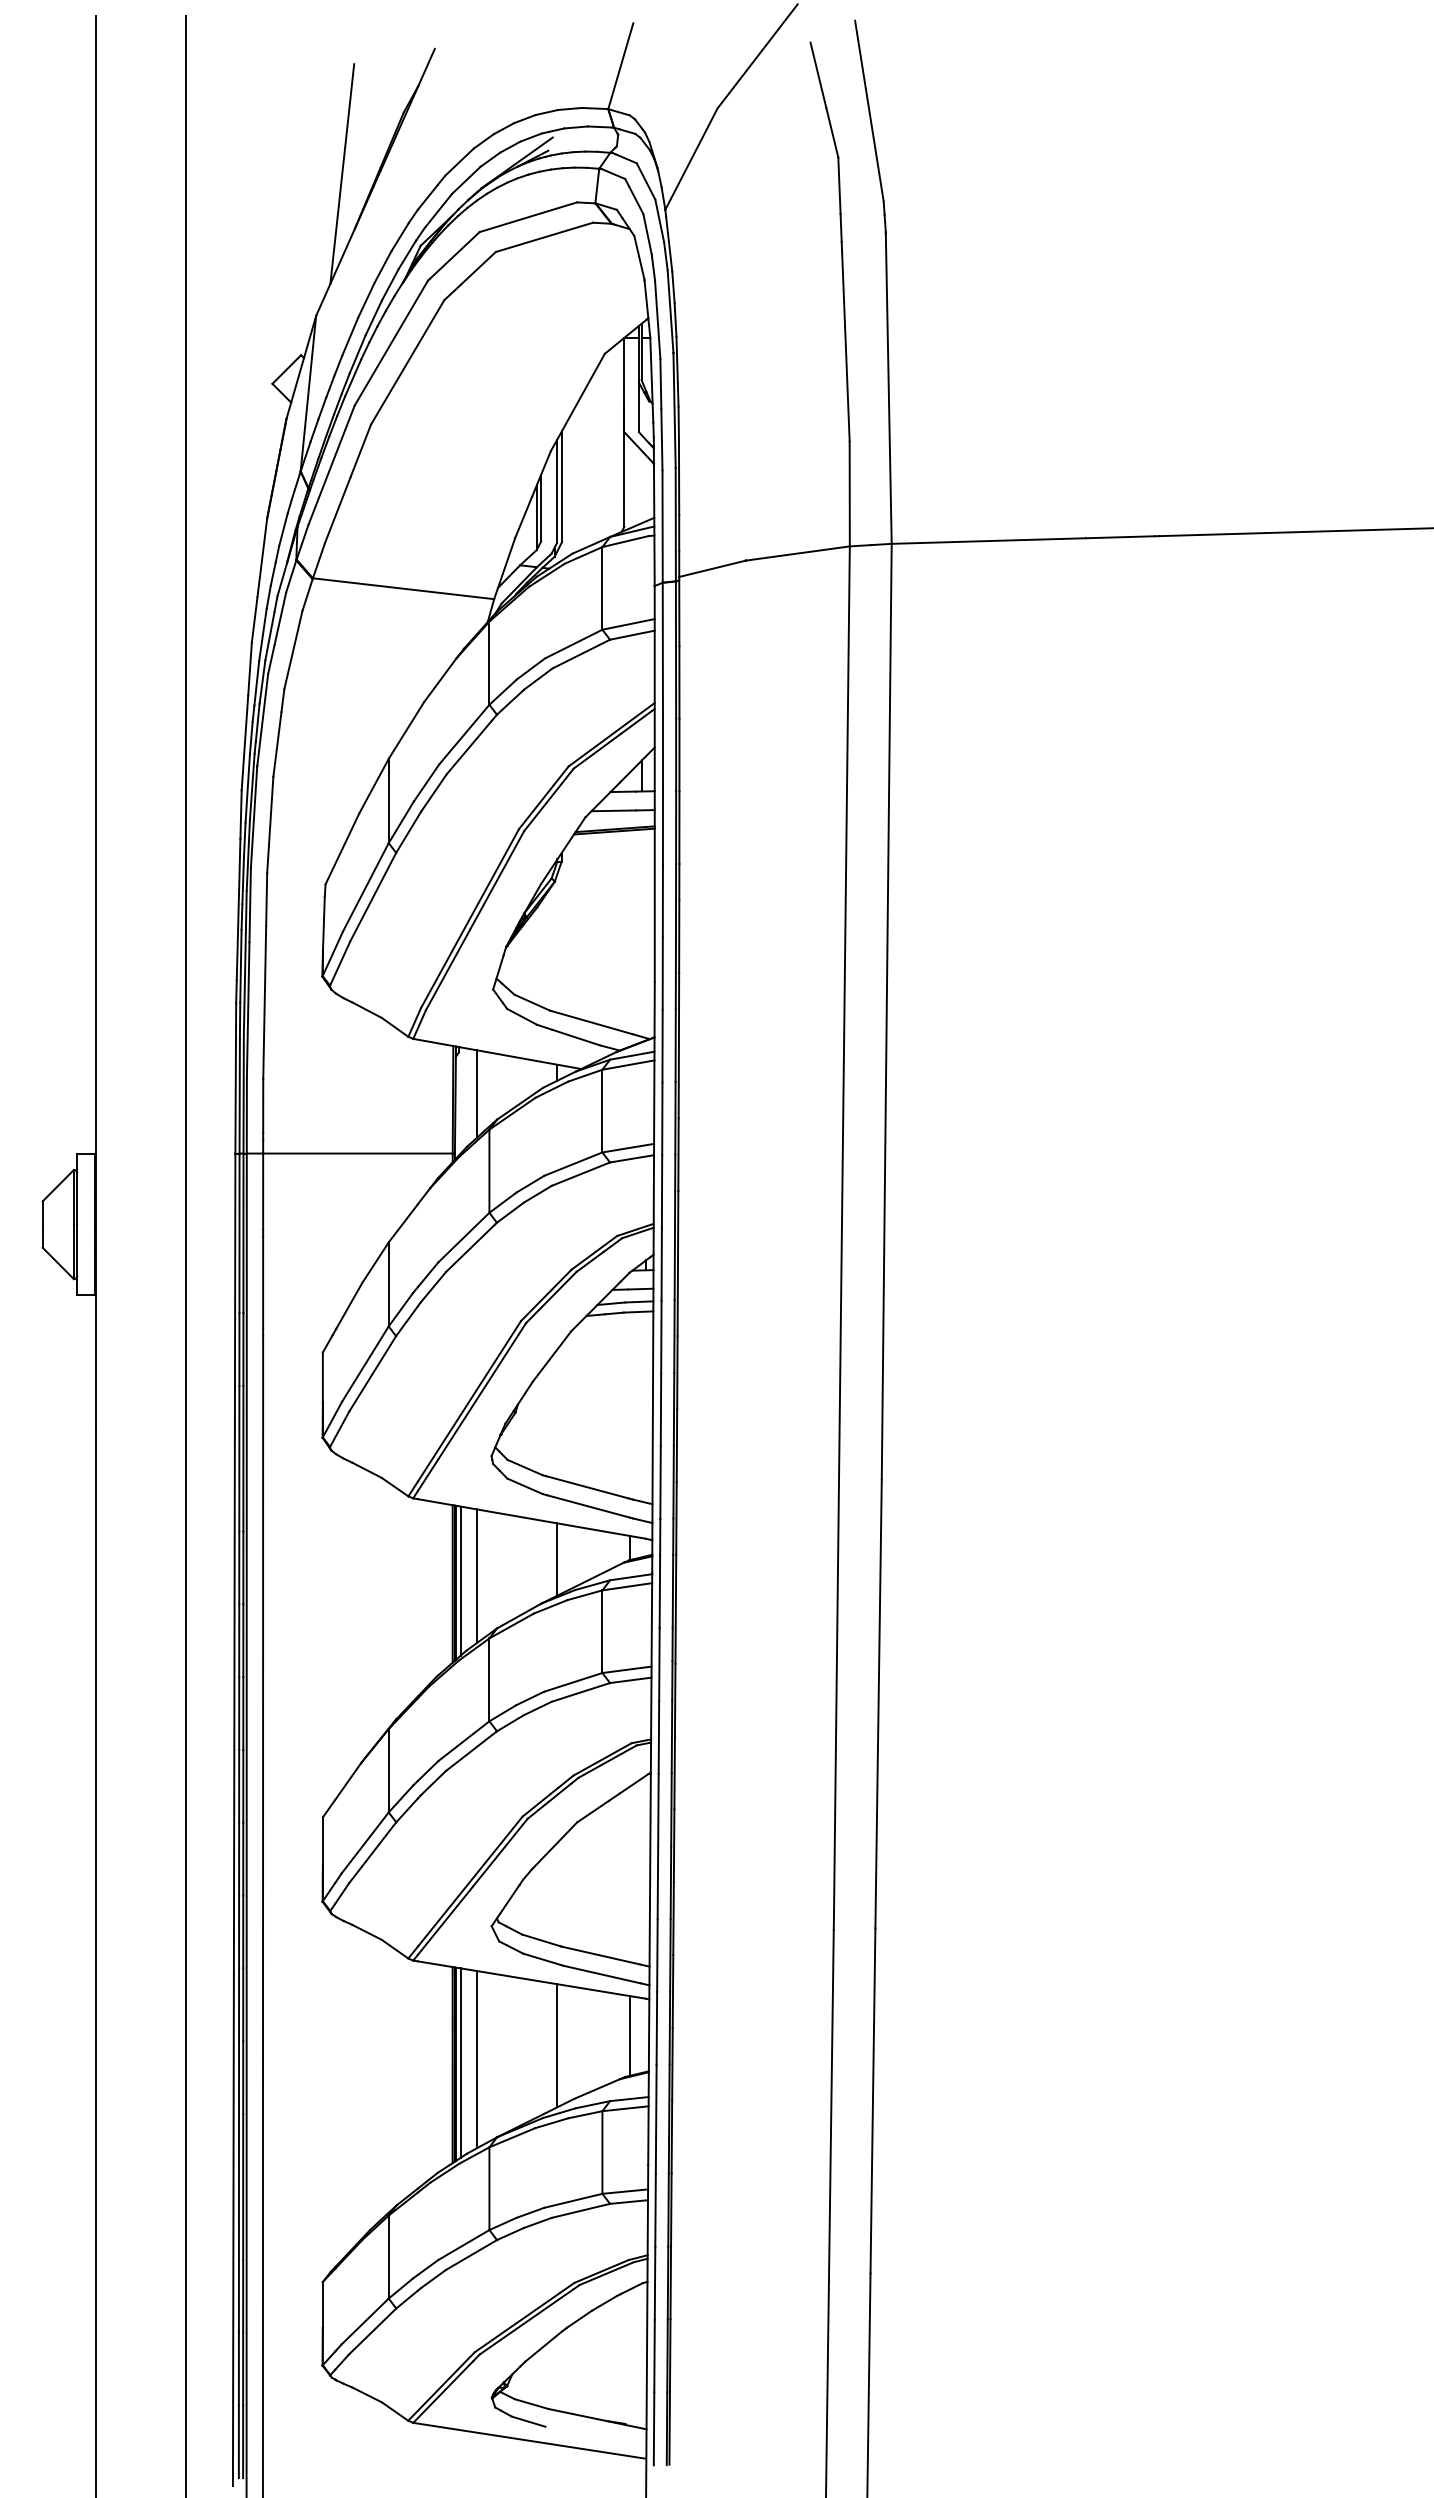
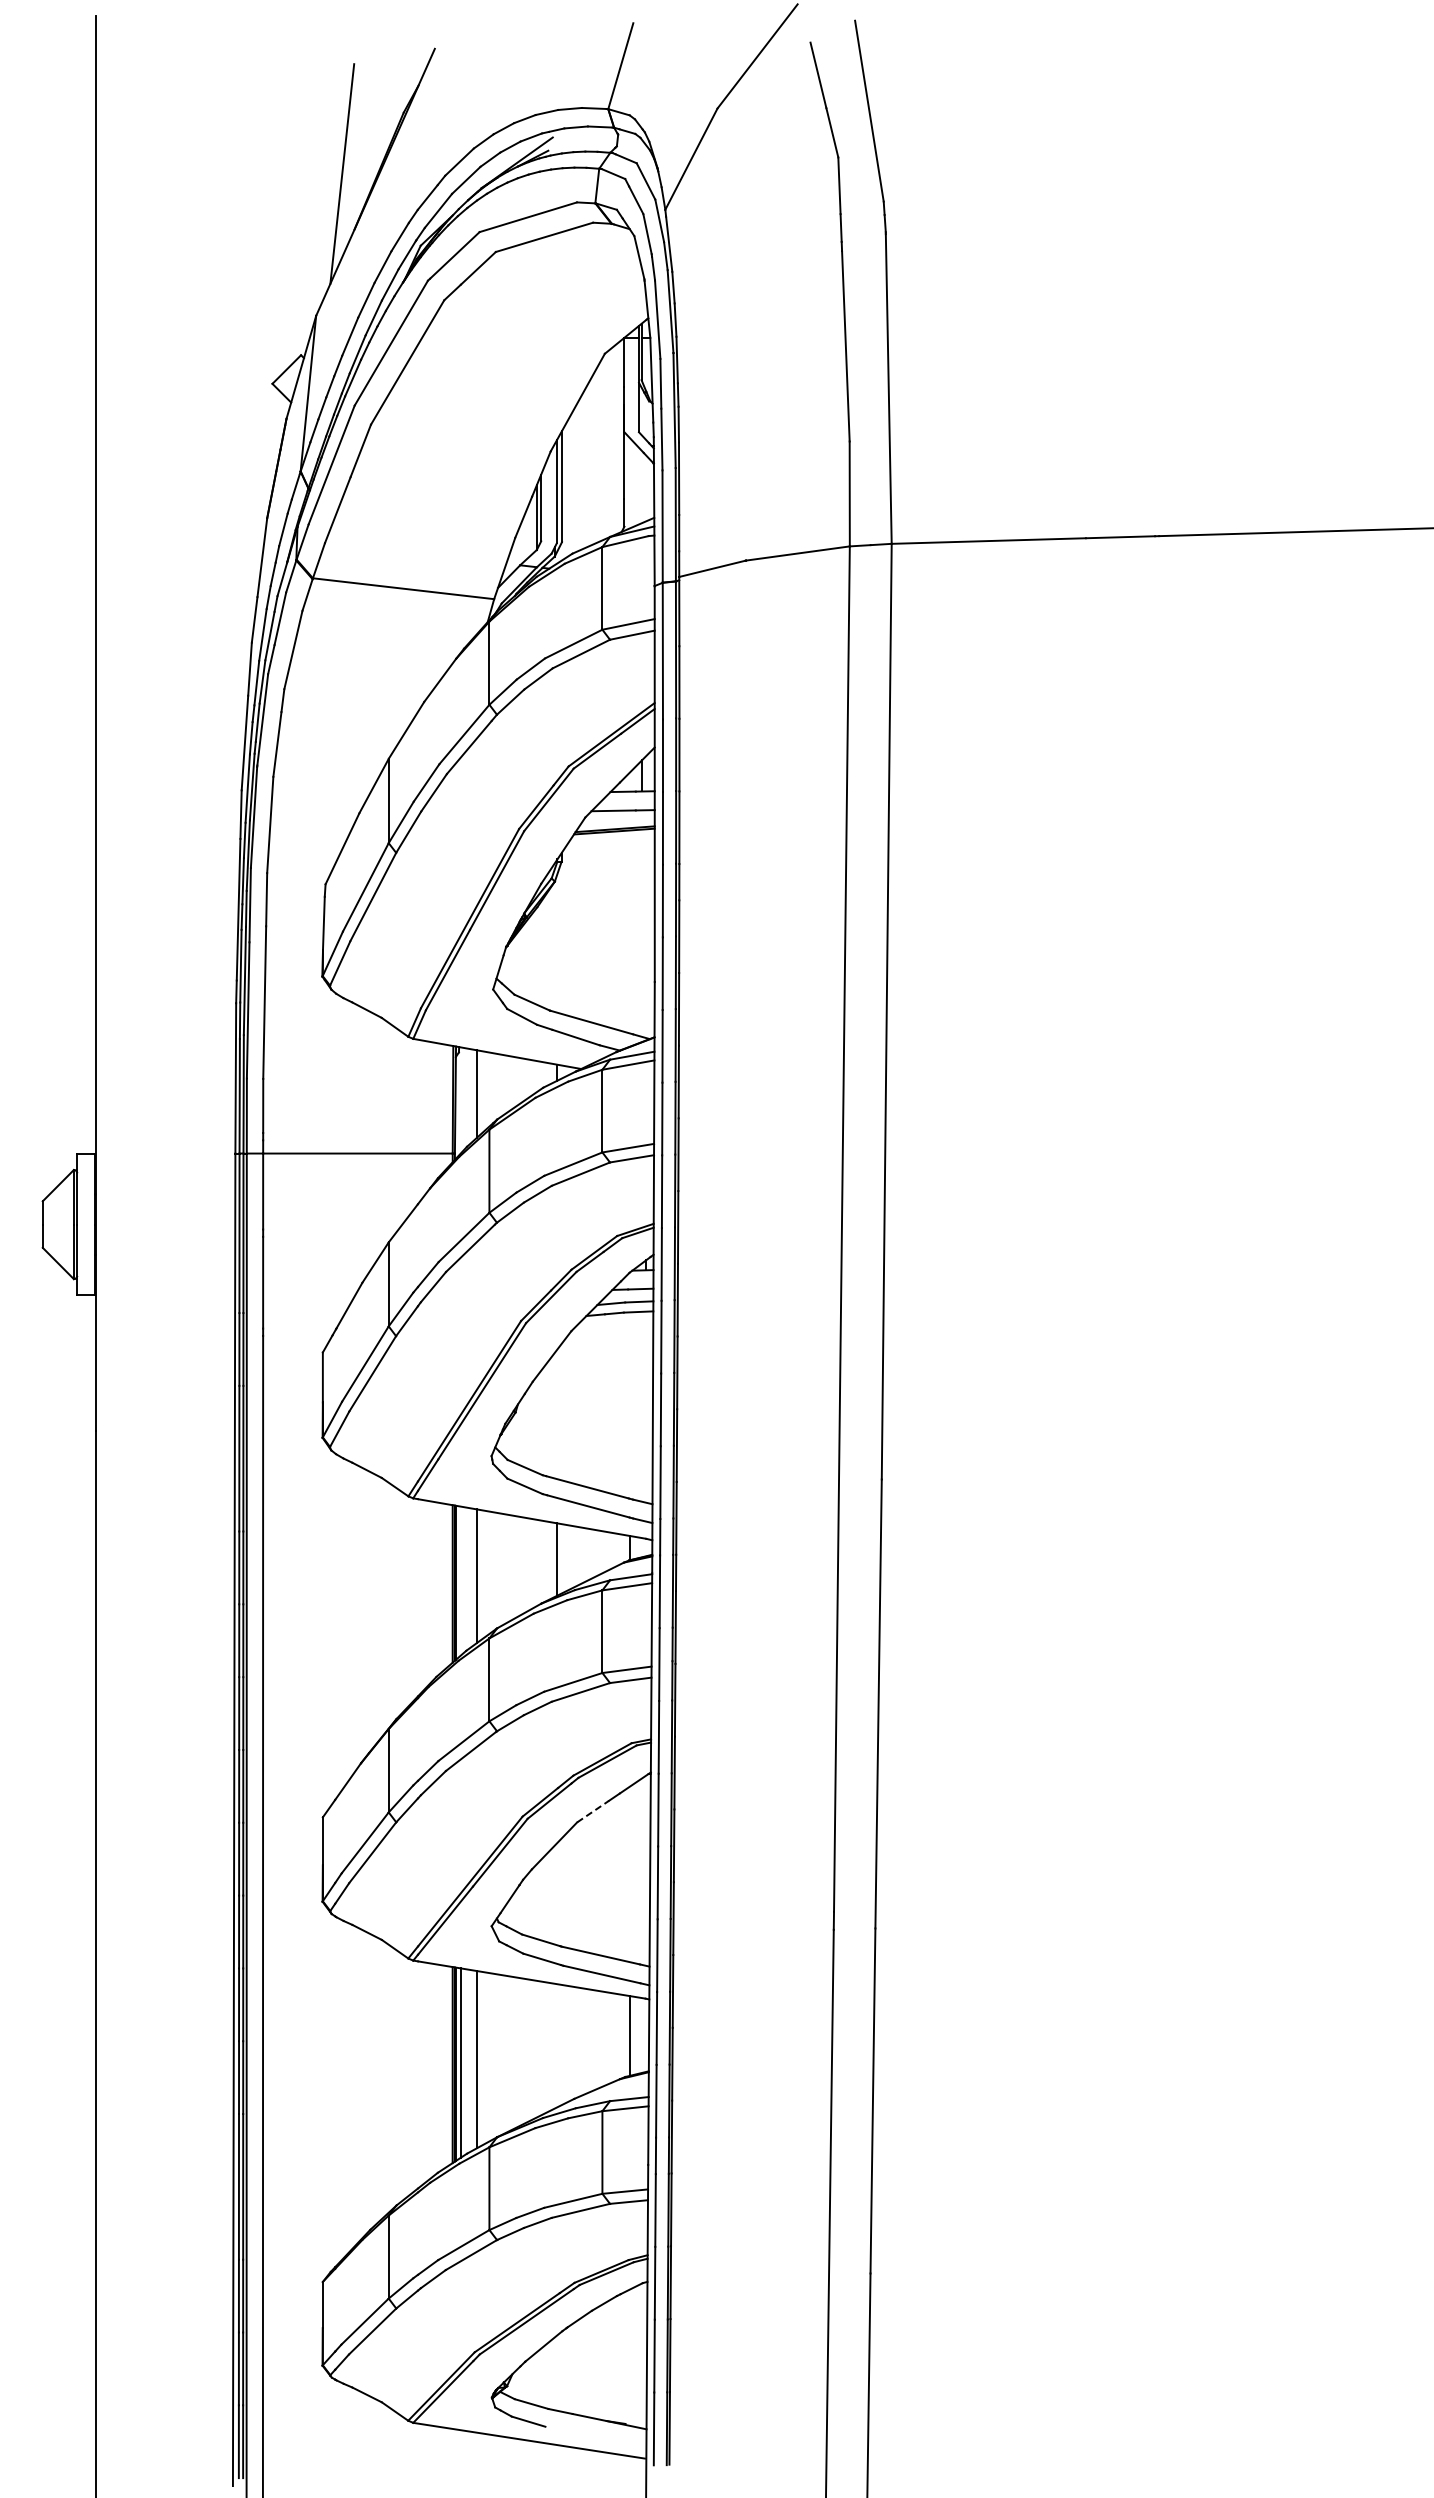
line: present -> none (186, 1255)
line: present -> none (460, 1580)
line: solid -> dashed (593, 1811)
line: present -> none (557, 2045)
